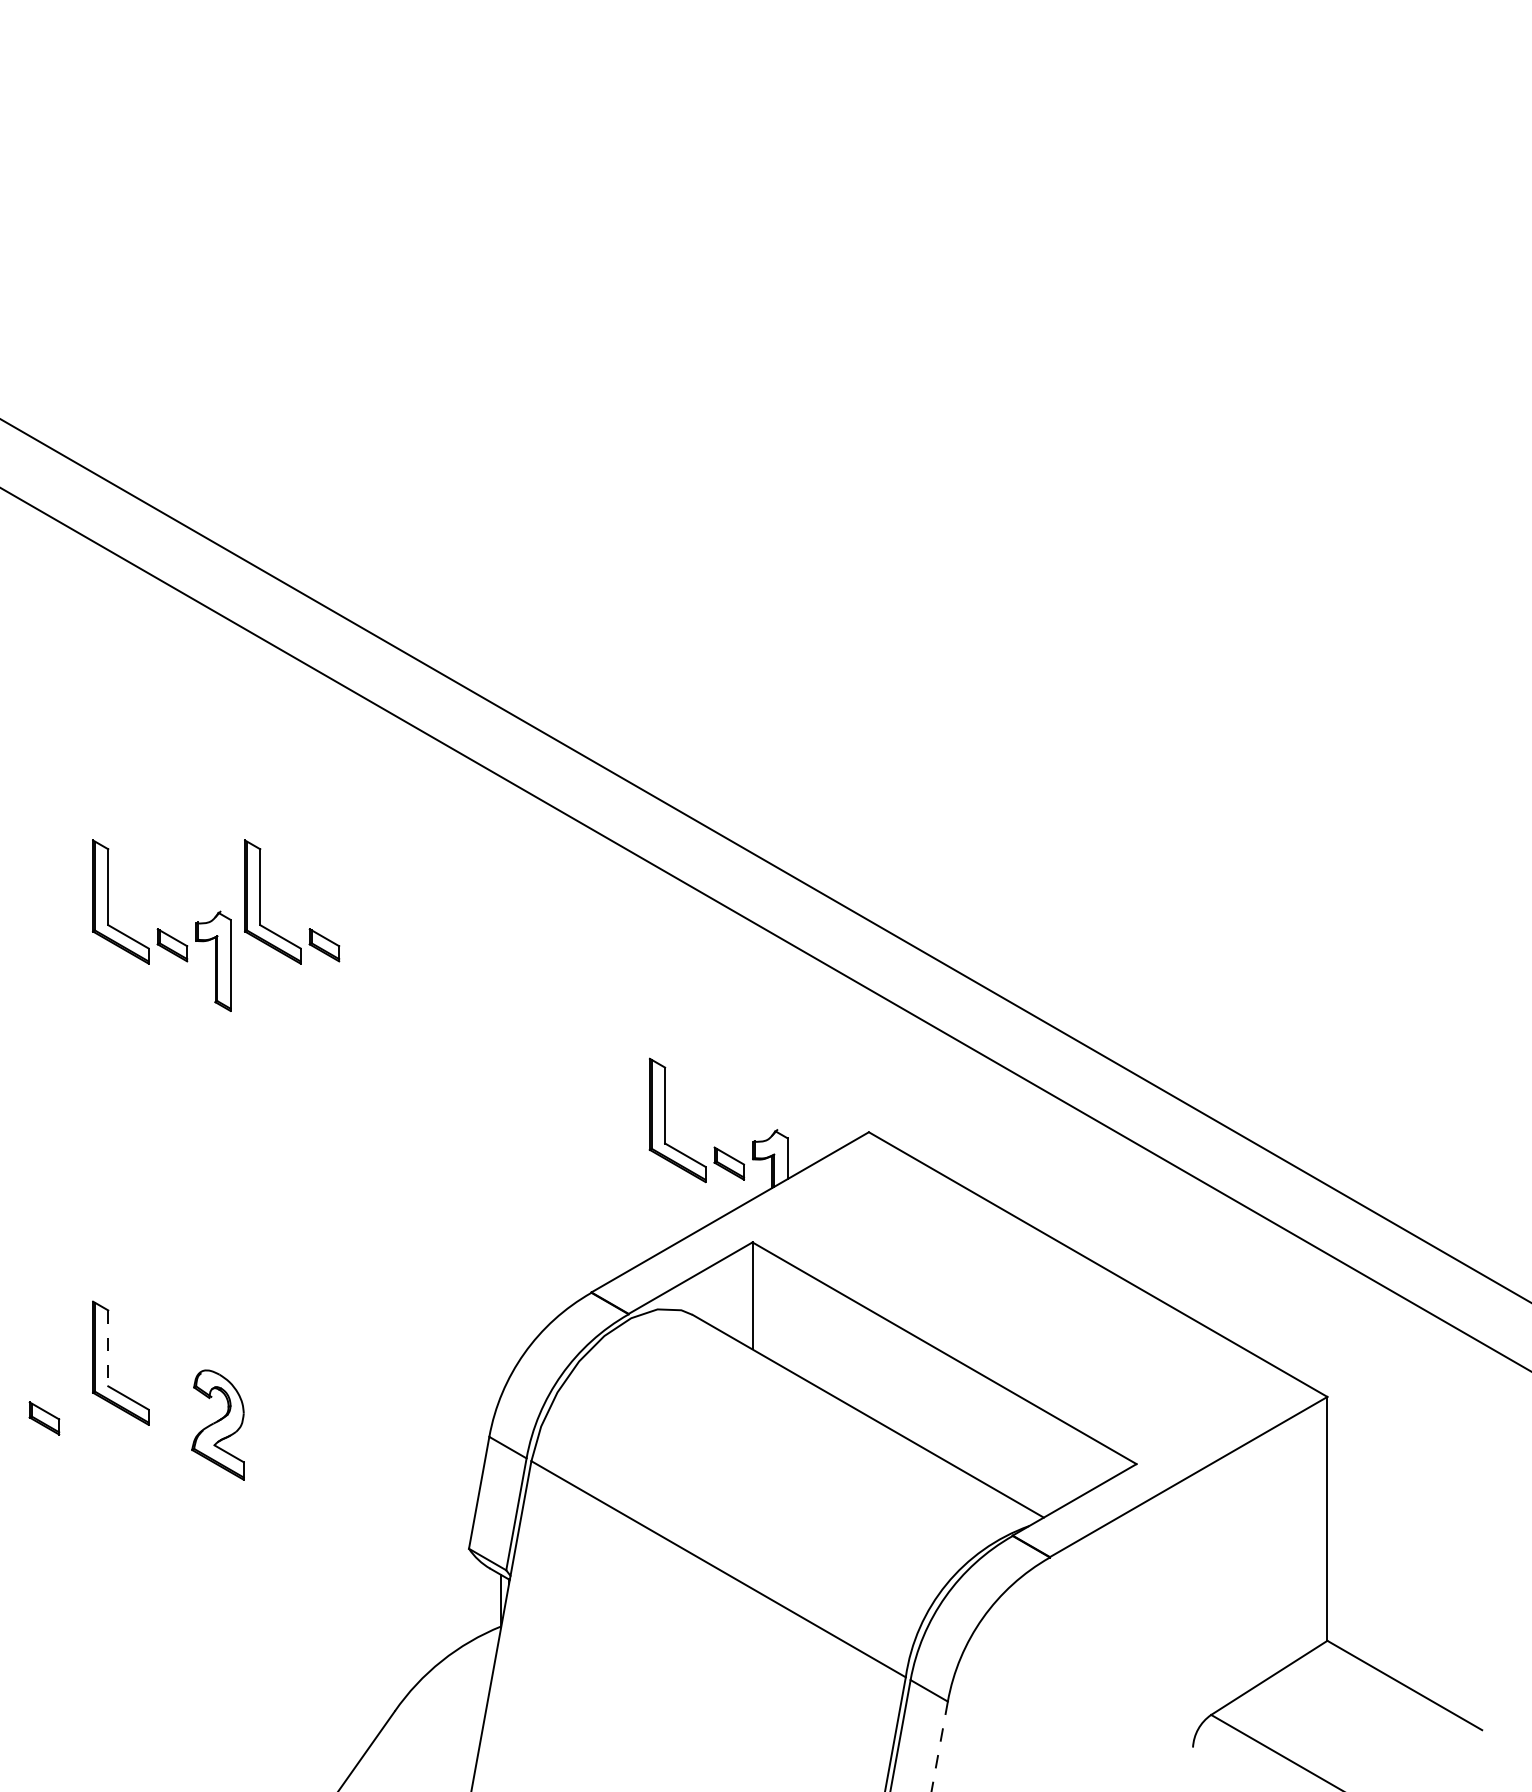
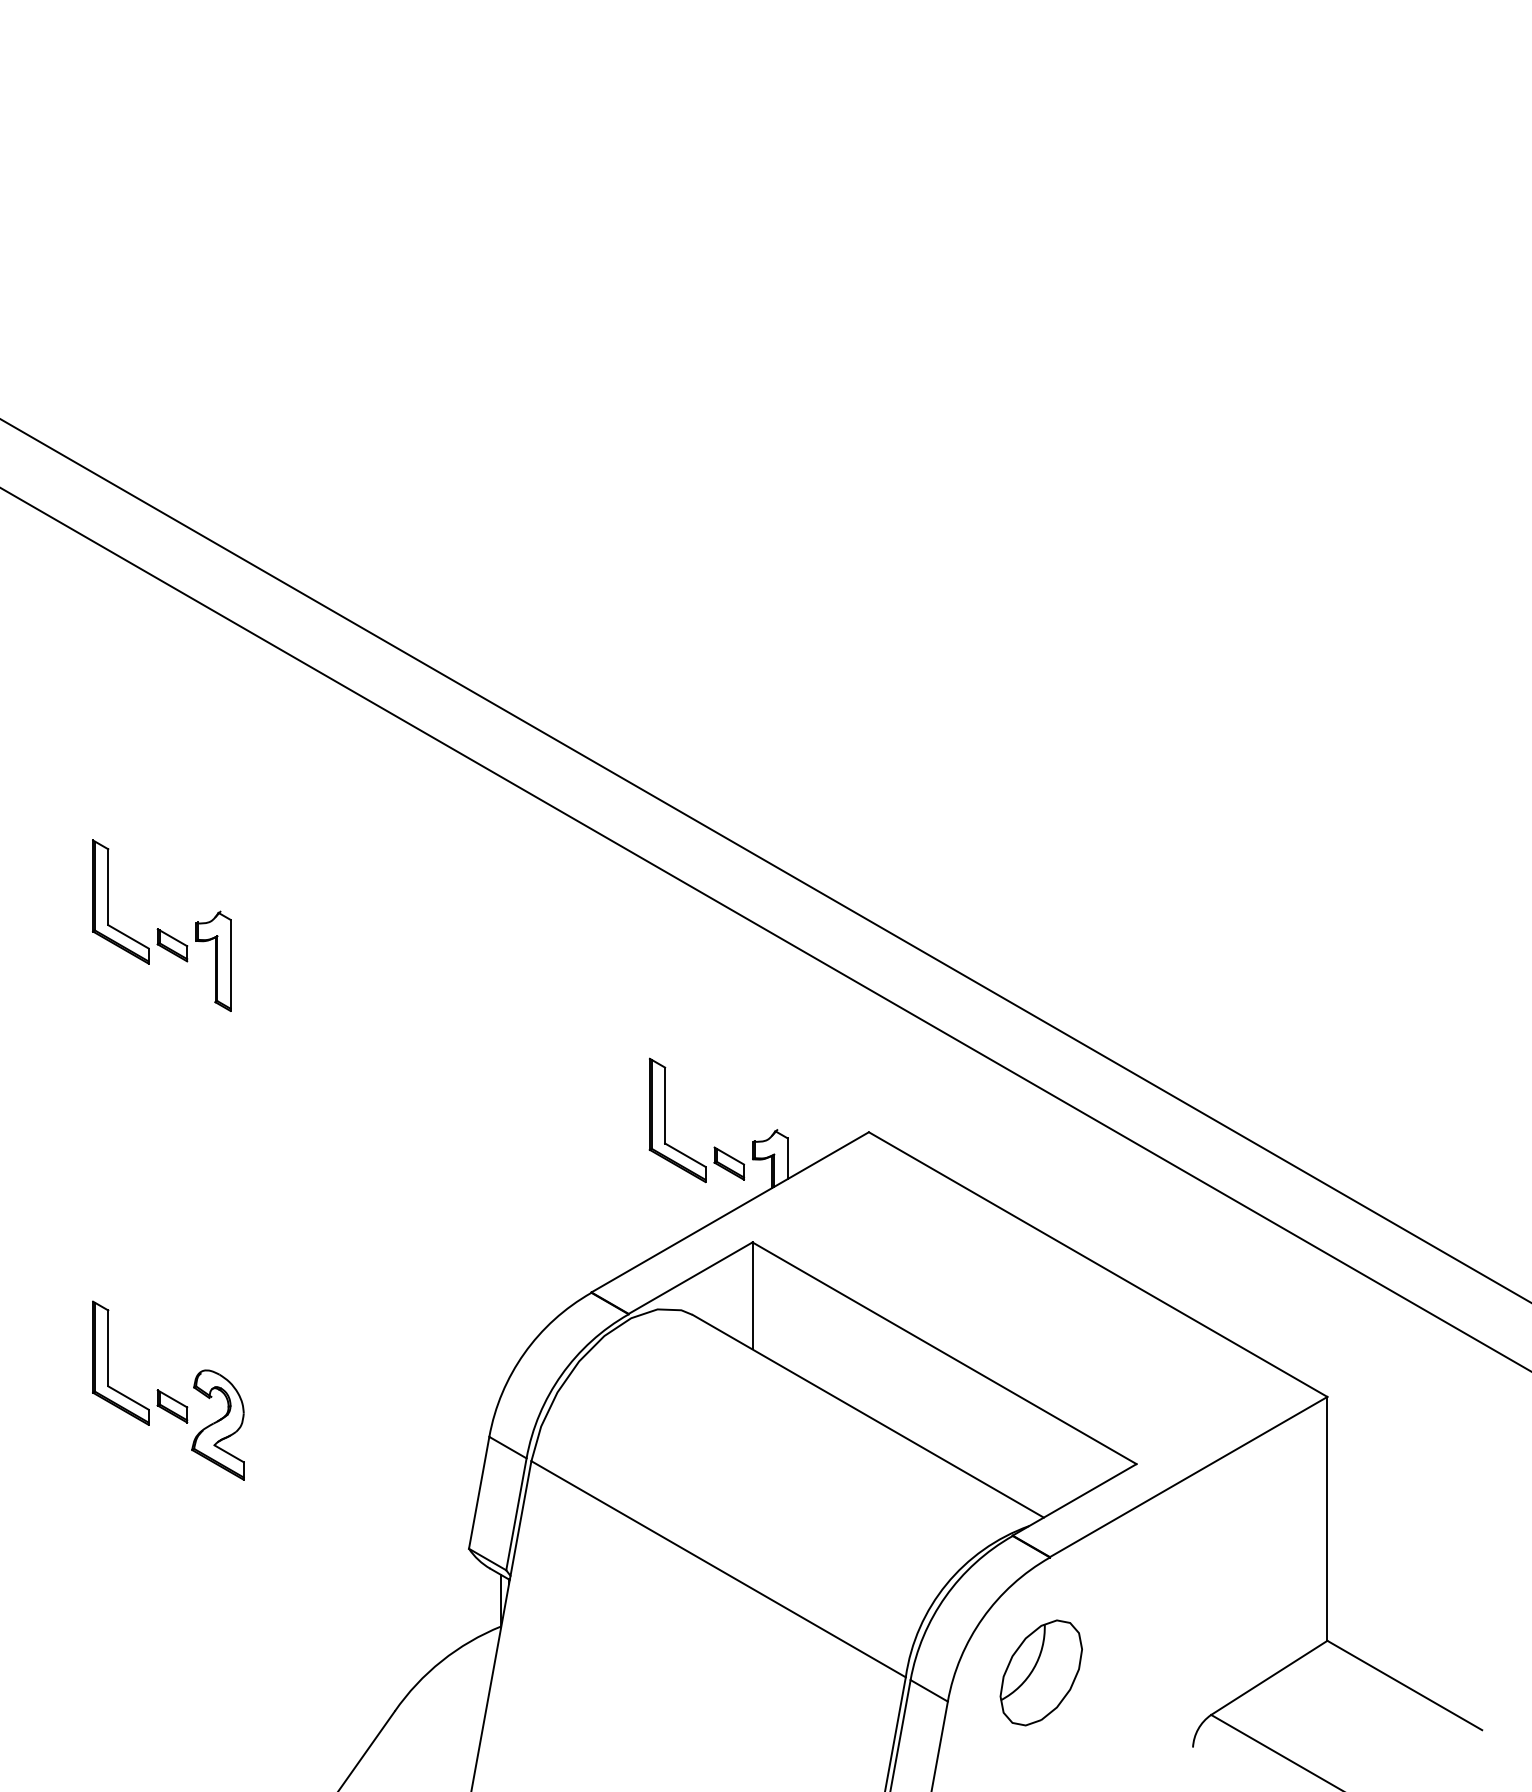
part: present -> none (309, 928)
line: dashed -> solid (108, 1348)
part position: (44, 1418) -> (172, 1406) (172, 1406)
part: none -> present (1040, 1672)
line: dashed -> solid (939, 1746)
